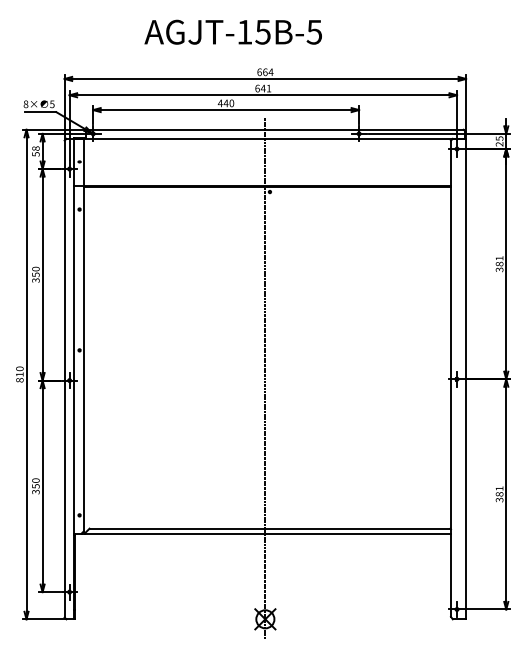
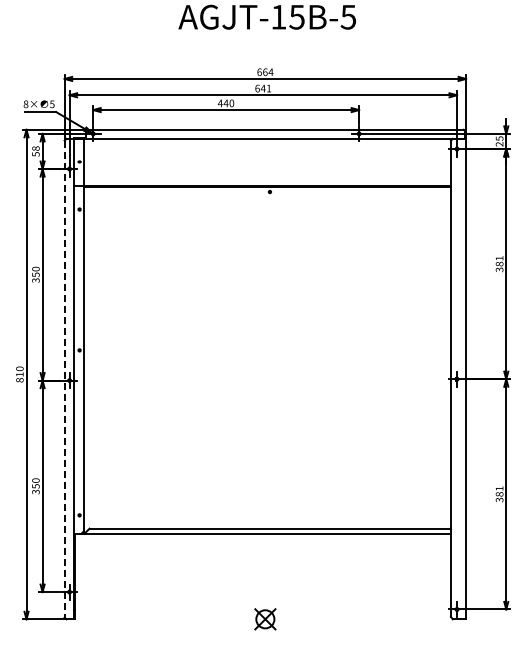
text position: (232, 31) -> (266, 16) (266, 16)
line: present -> none (265, 378)
line: solid -> dashed (64, 379)
